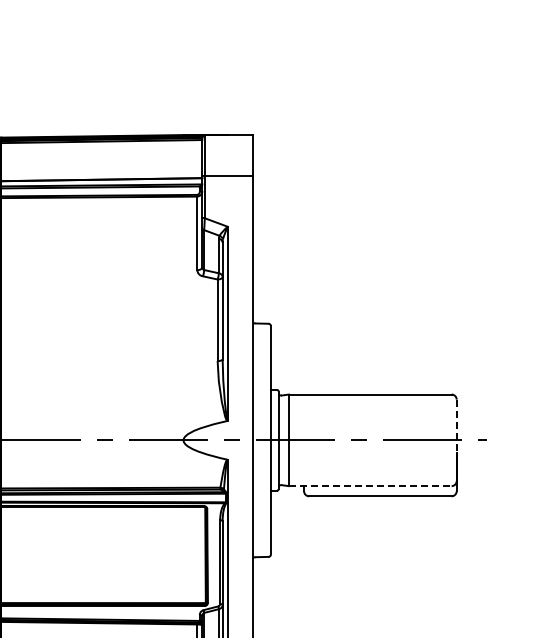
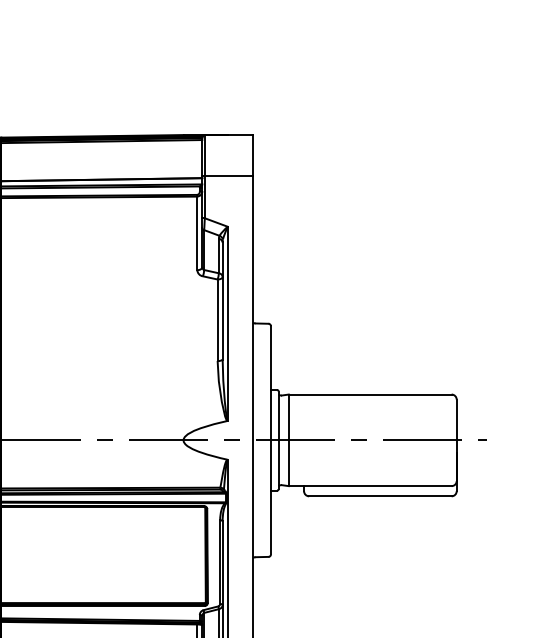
line: dashed -> solid (456, 426)
line: dashed -> solid (370, 486)
